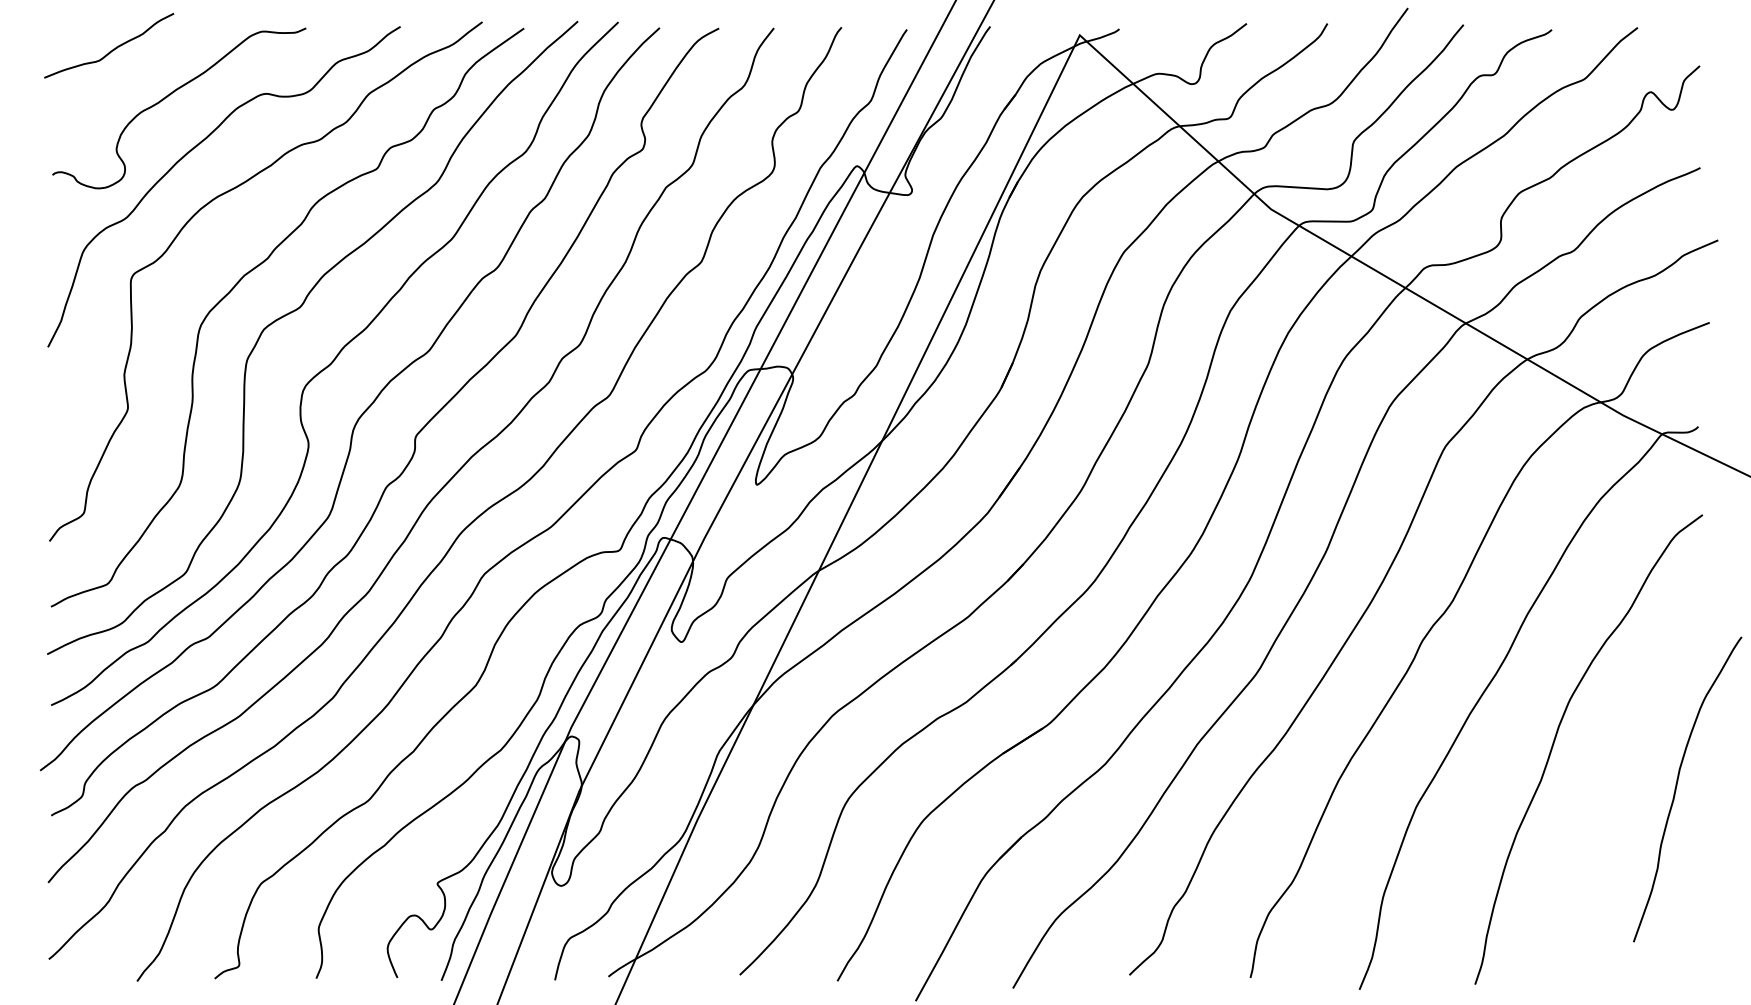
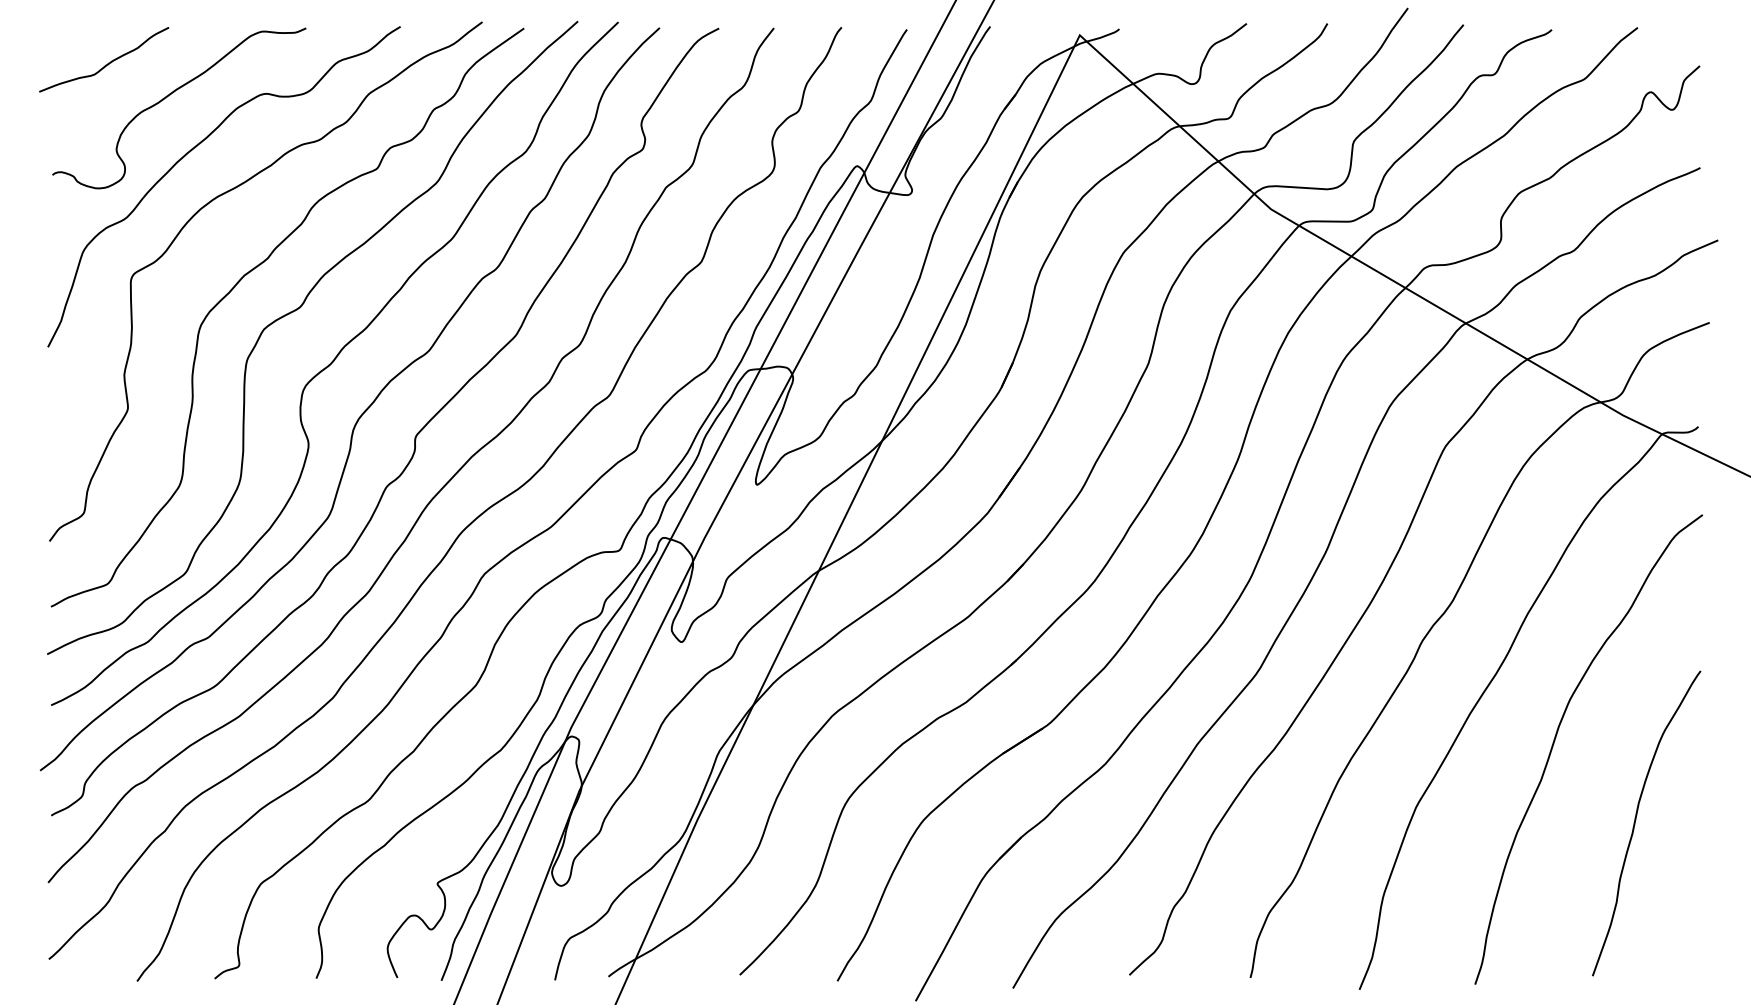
curve position: (113, 48) -> (108, 62) (108, 62)
curve position: (1677, 786) -> (1636, 820) (1636, 820)
